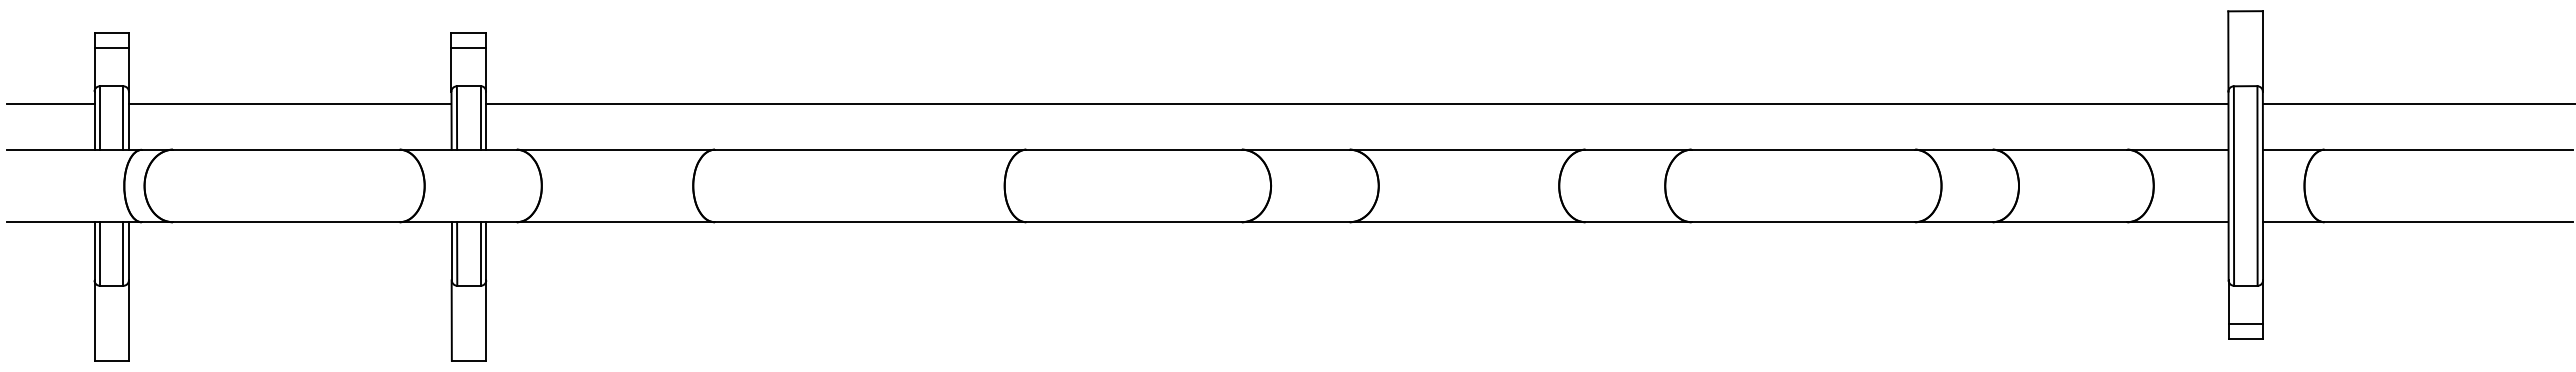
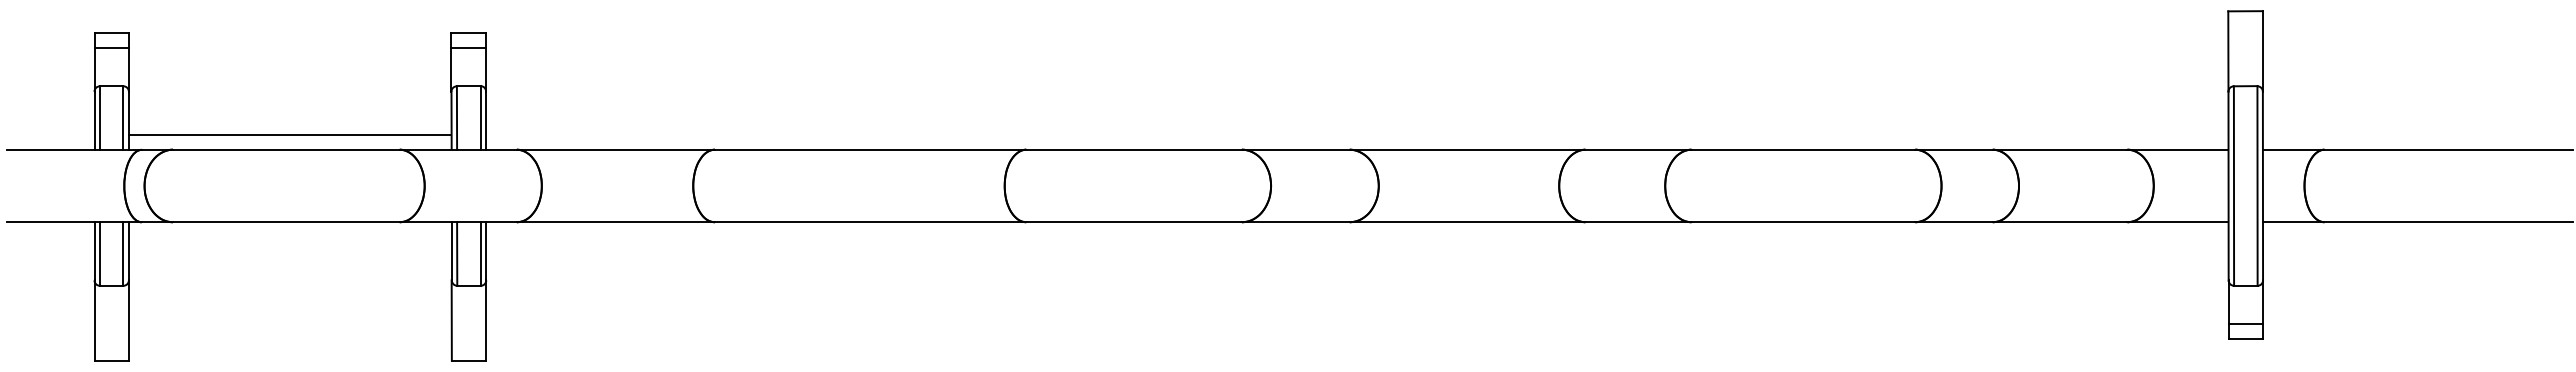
line: present -> none (50, 104)
line position: (289, 104) -> (289, 135) (289, 135)
line: present -> none (1357, 104)
line: present -> none (2417, 104)
